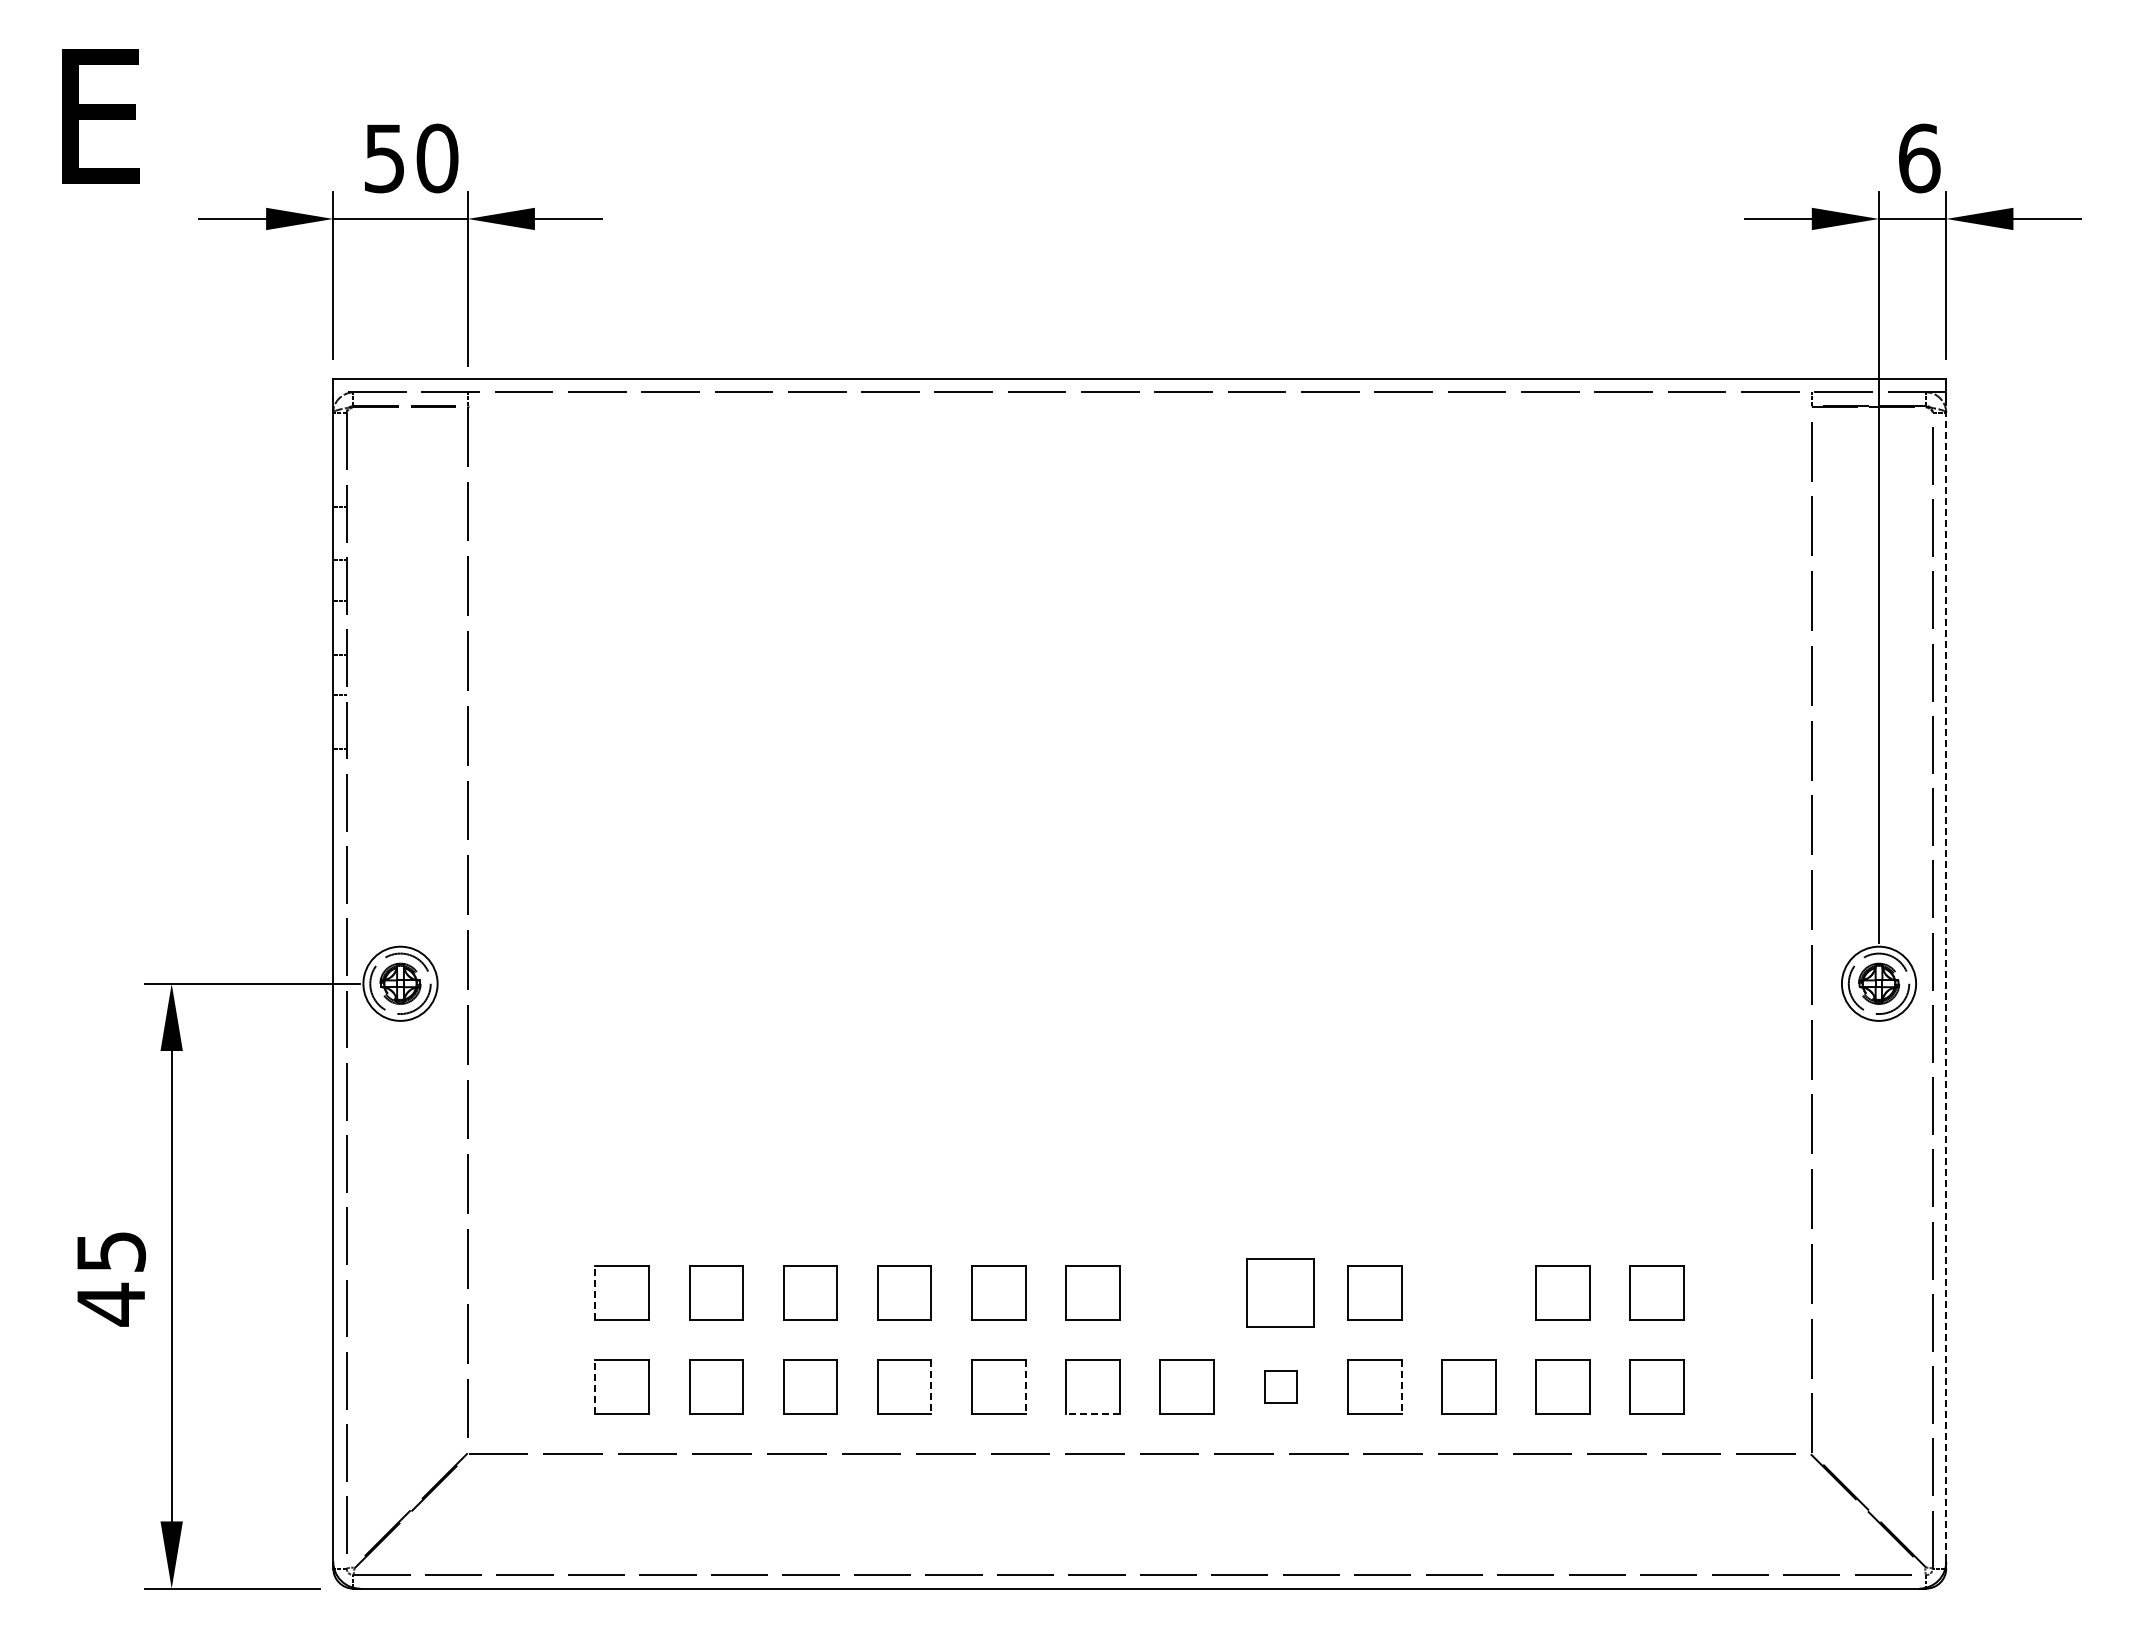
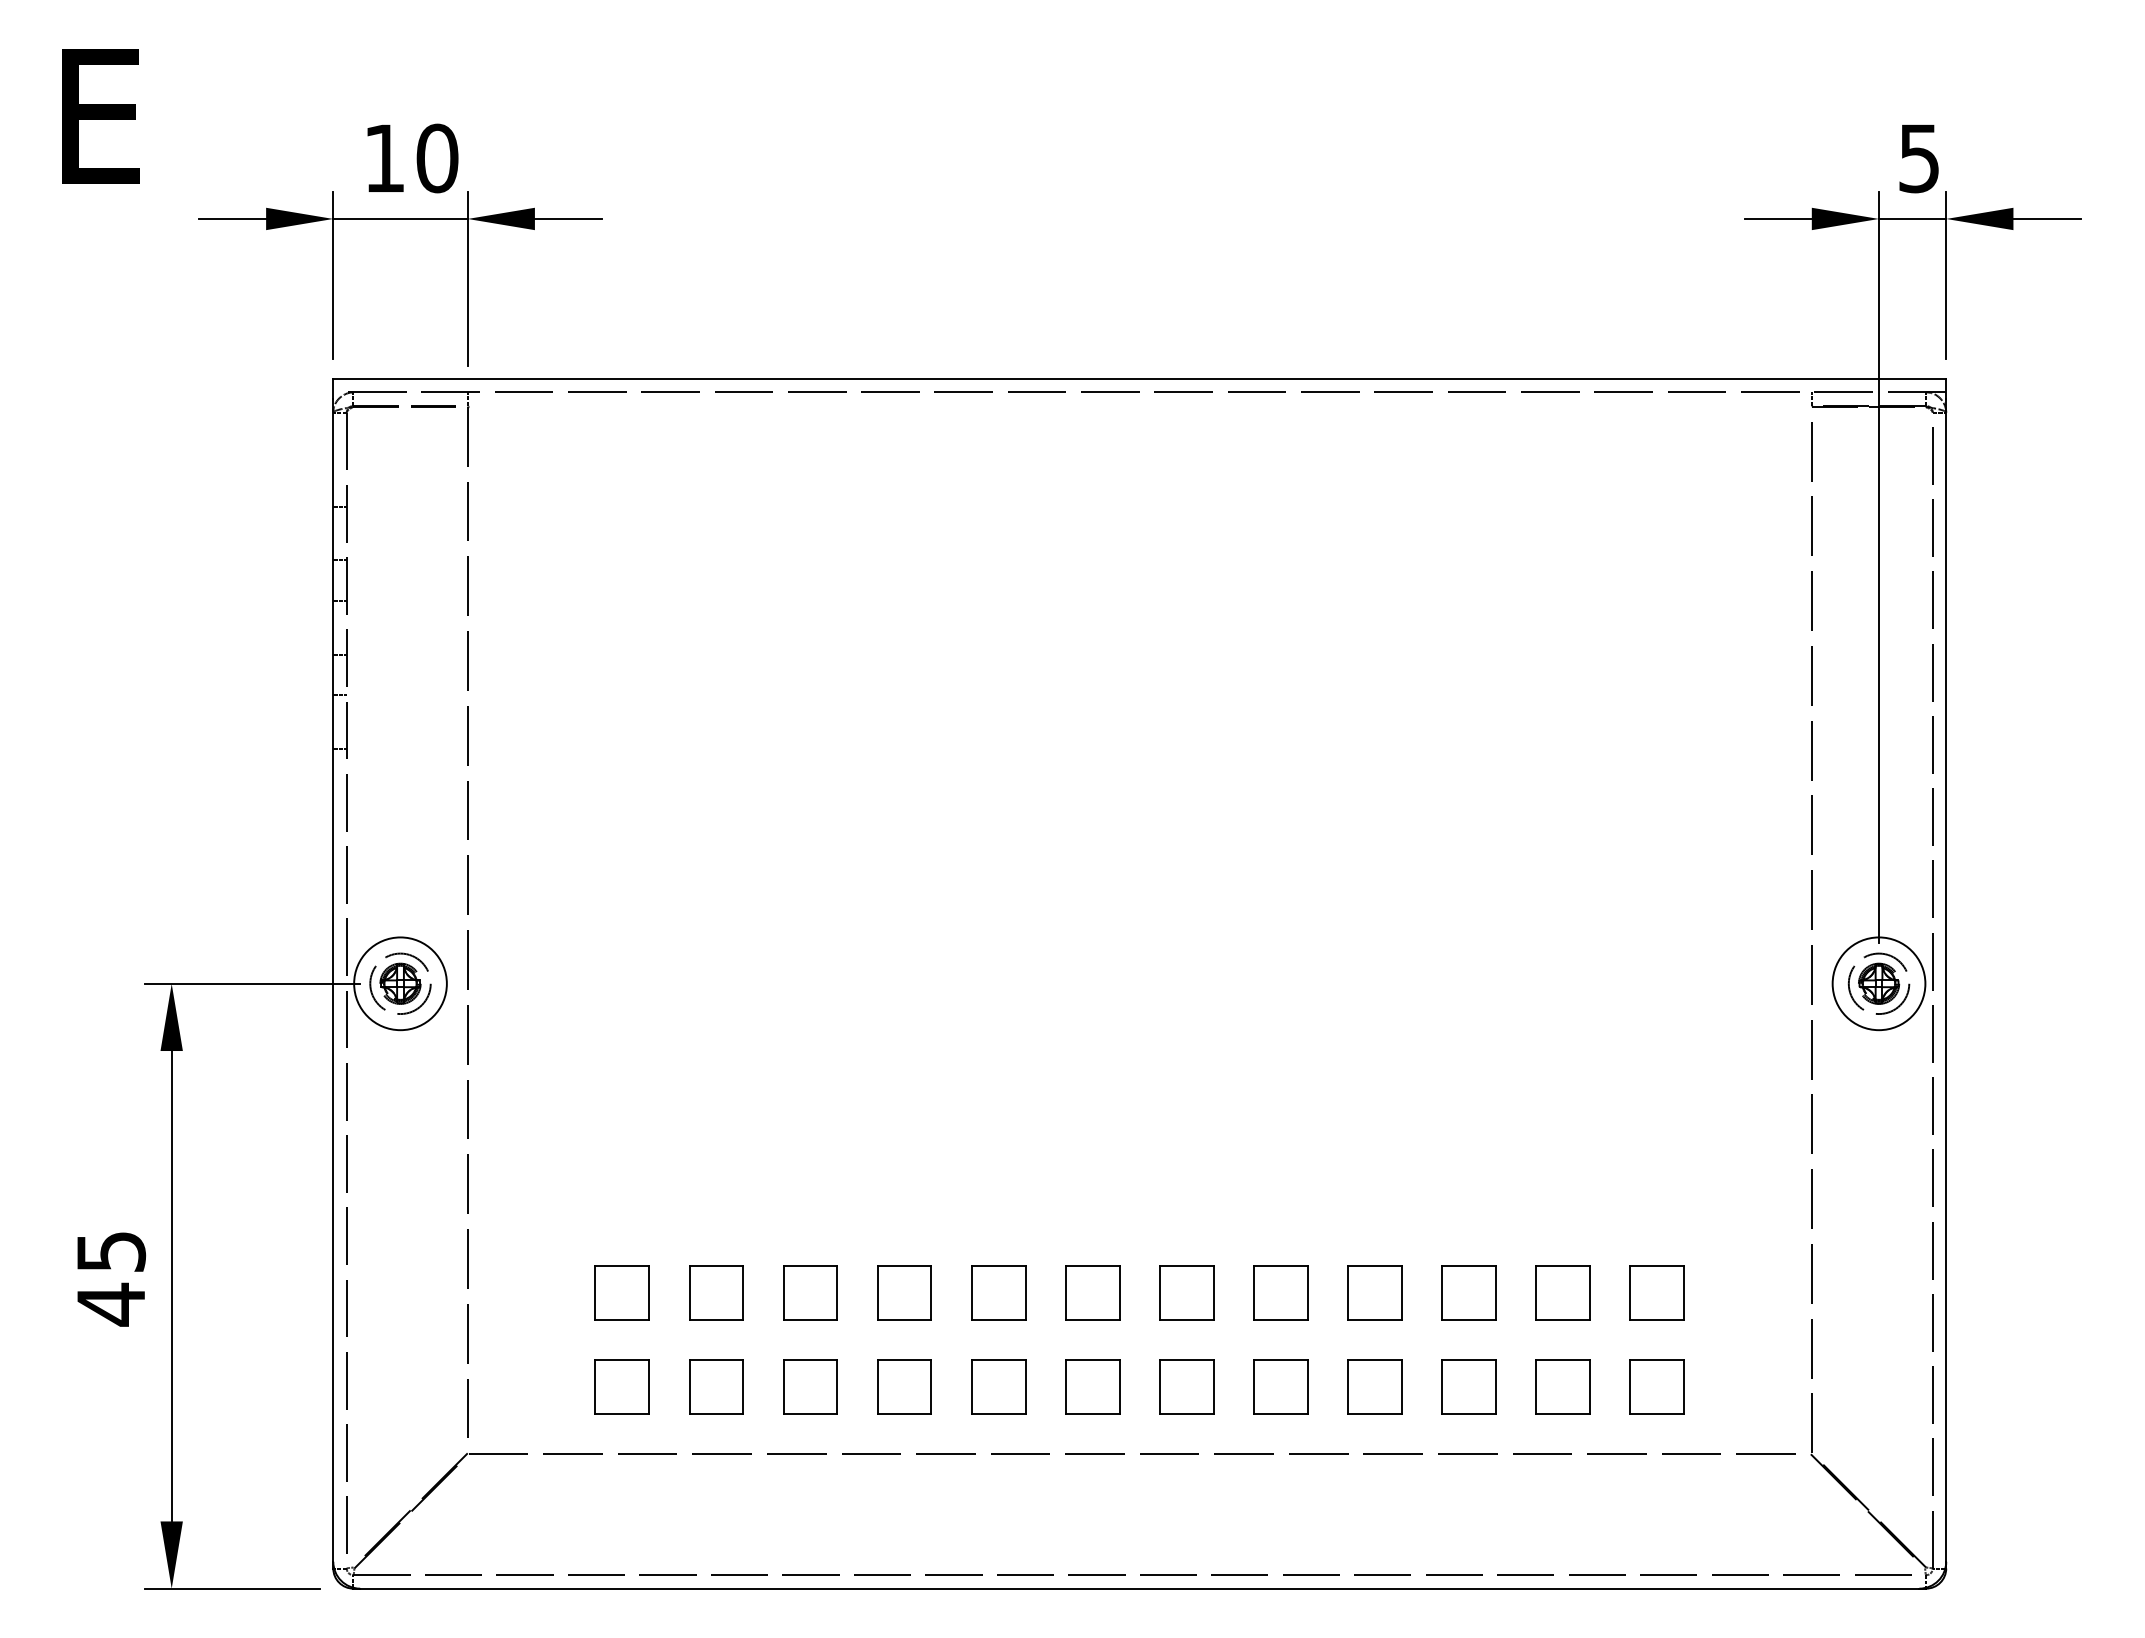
text: 50 -> 10 (384, 158)
text: 6 -> 5 (1919, 158)
line: dashed -> solid (1946, 980)
circle diameter: 74 px -> 93 px (400, 983)
circle diameter: 74 px -> 93 px (1878, 983)
line: dashed -> solid (595, 1292)
part: none -> present (1186, 1292)
part size: 69x70 px -> 56x56 px (1280, 1292)
part: none -> present (1468, 1292)
part size: 34x34 px -> 56x56 px (1280, 1386)
line: dashed -> solid (595, 1387)
line: dashed -> solid (931, 1387)
line: dashed -> solid (1025, 1387)
line: dashed -> solid (1401, 1387)
line: dashed -> solid (1092, 1413)
